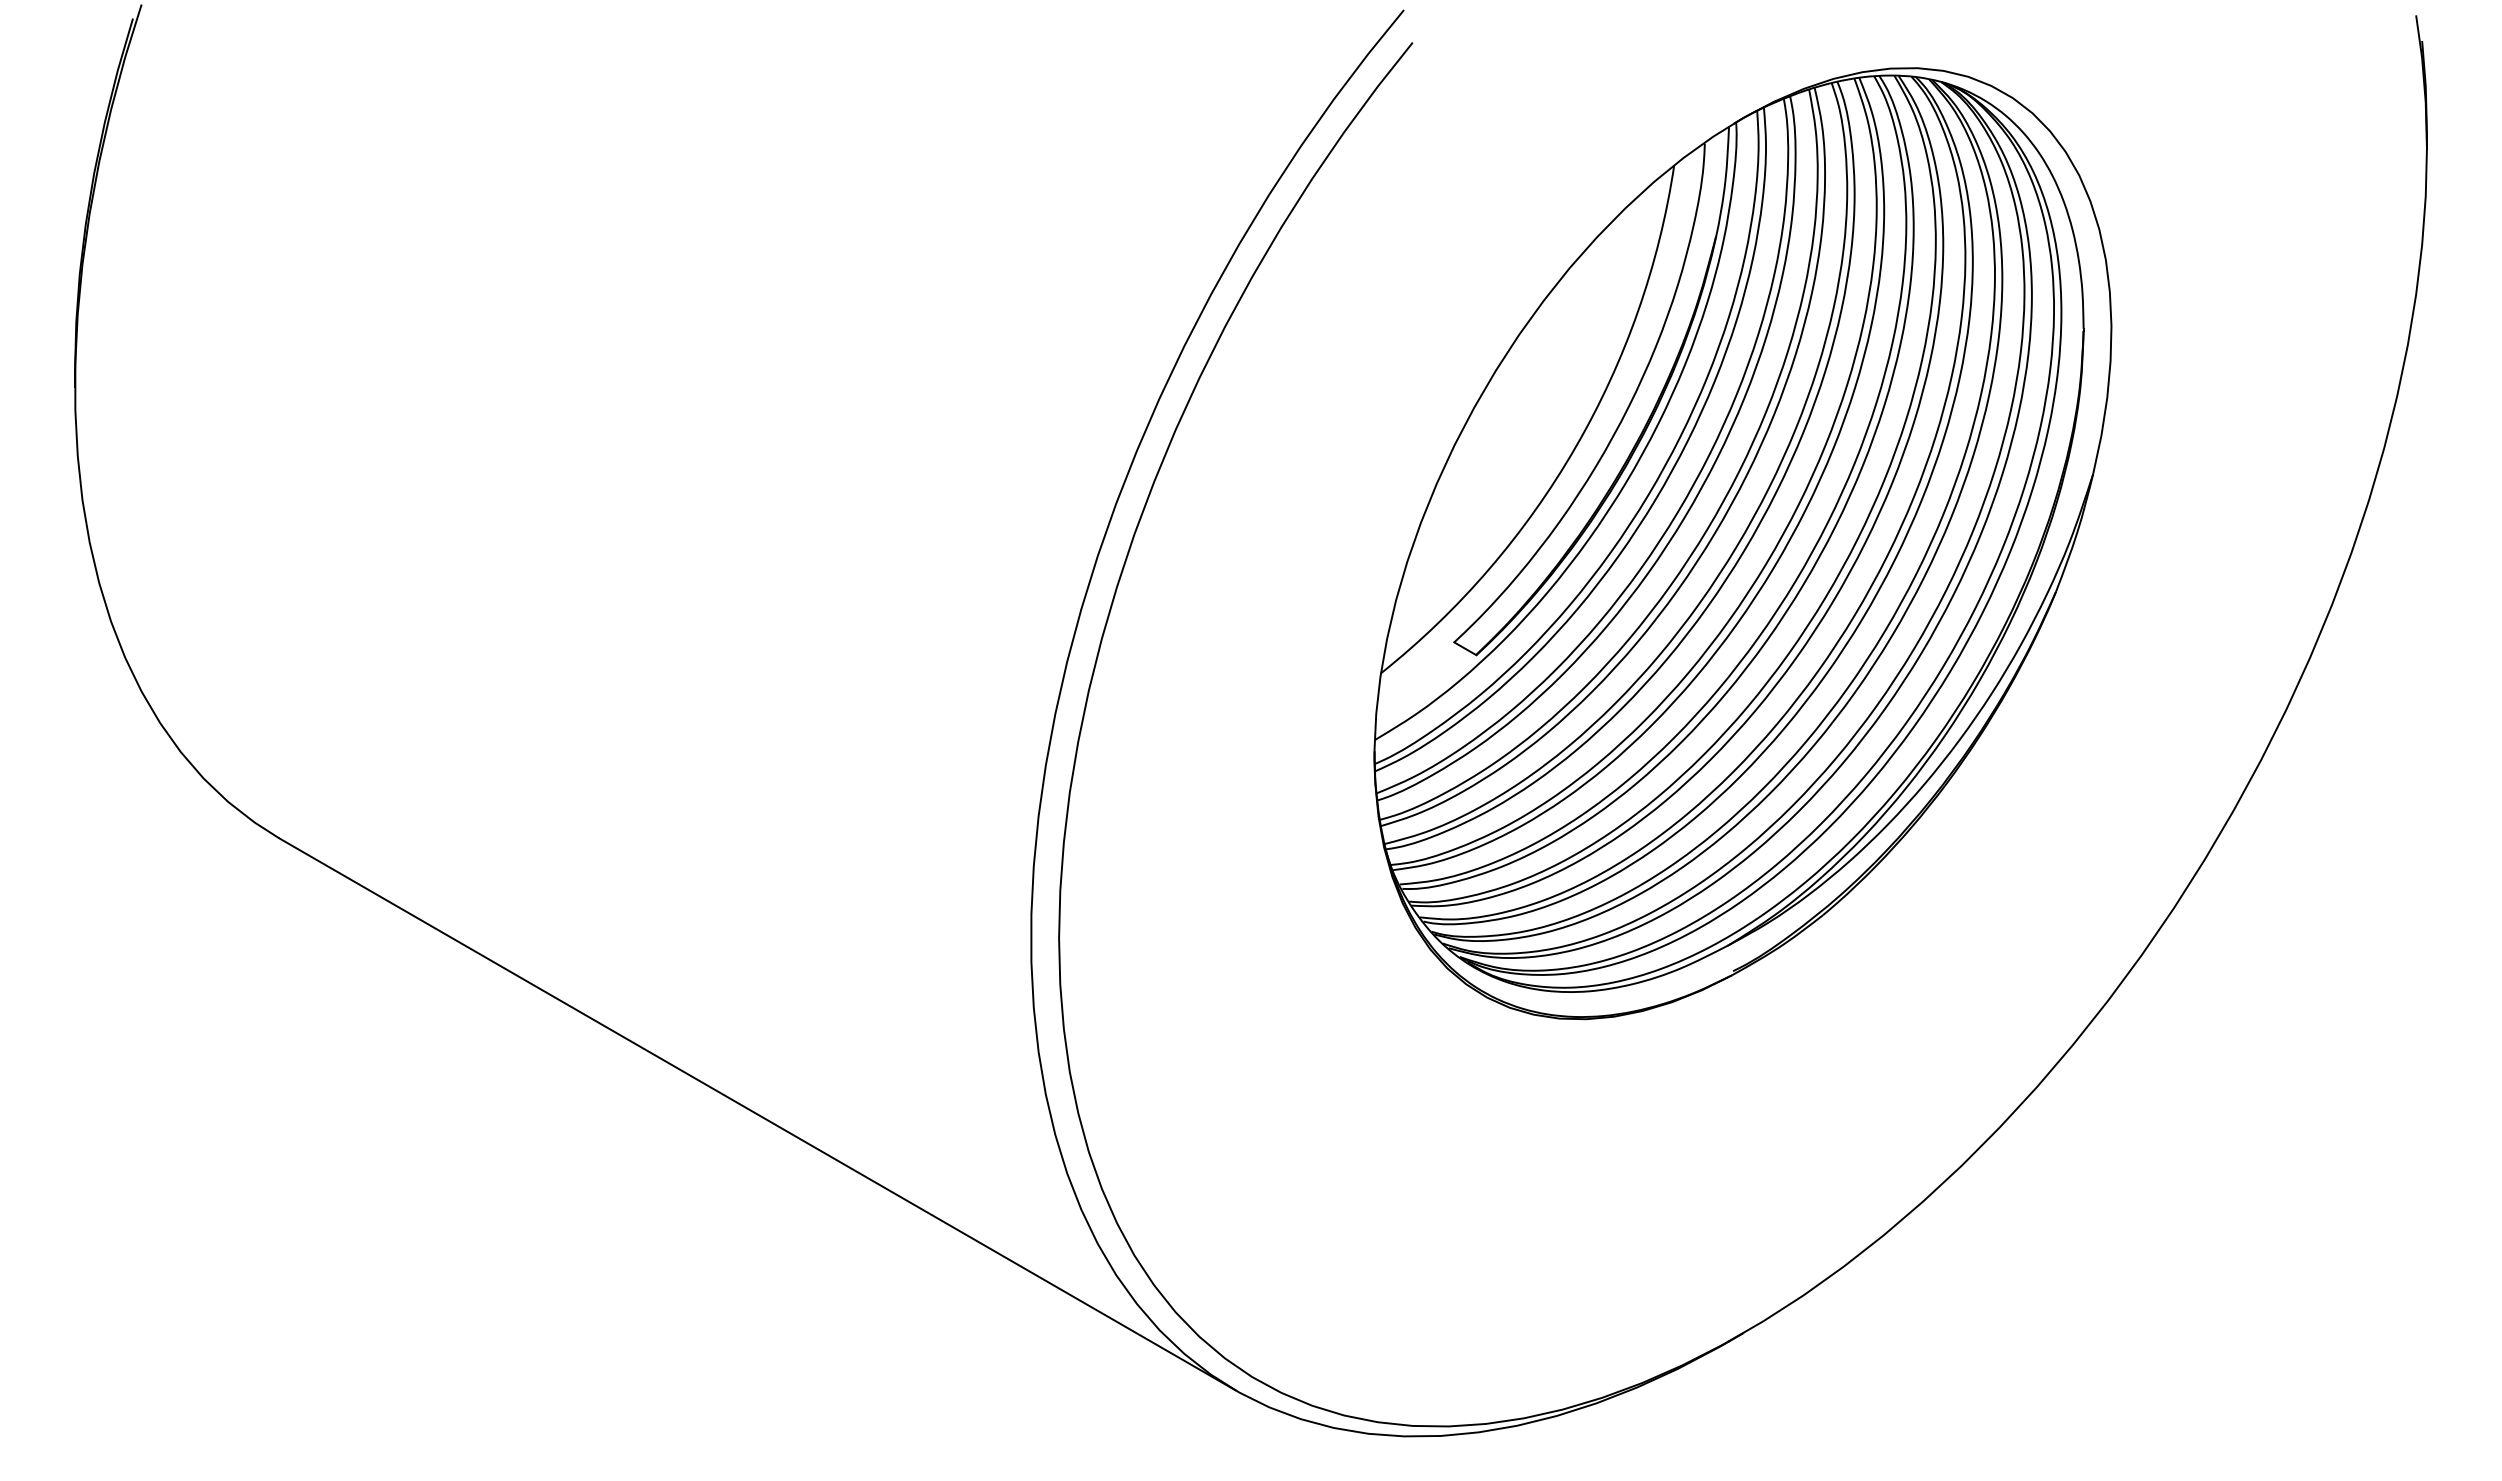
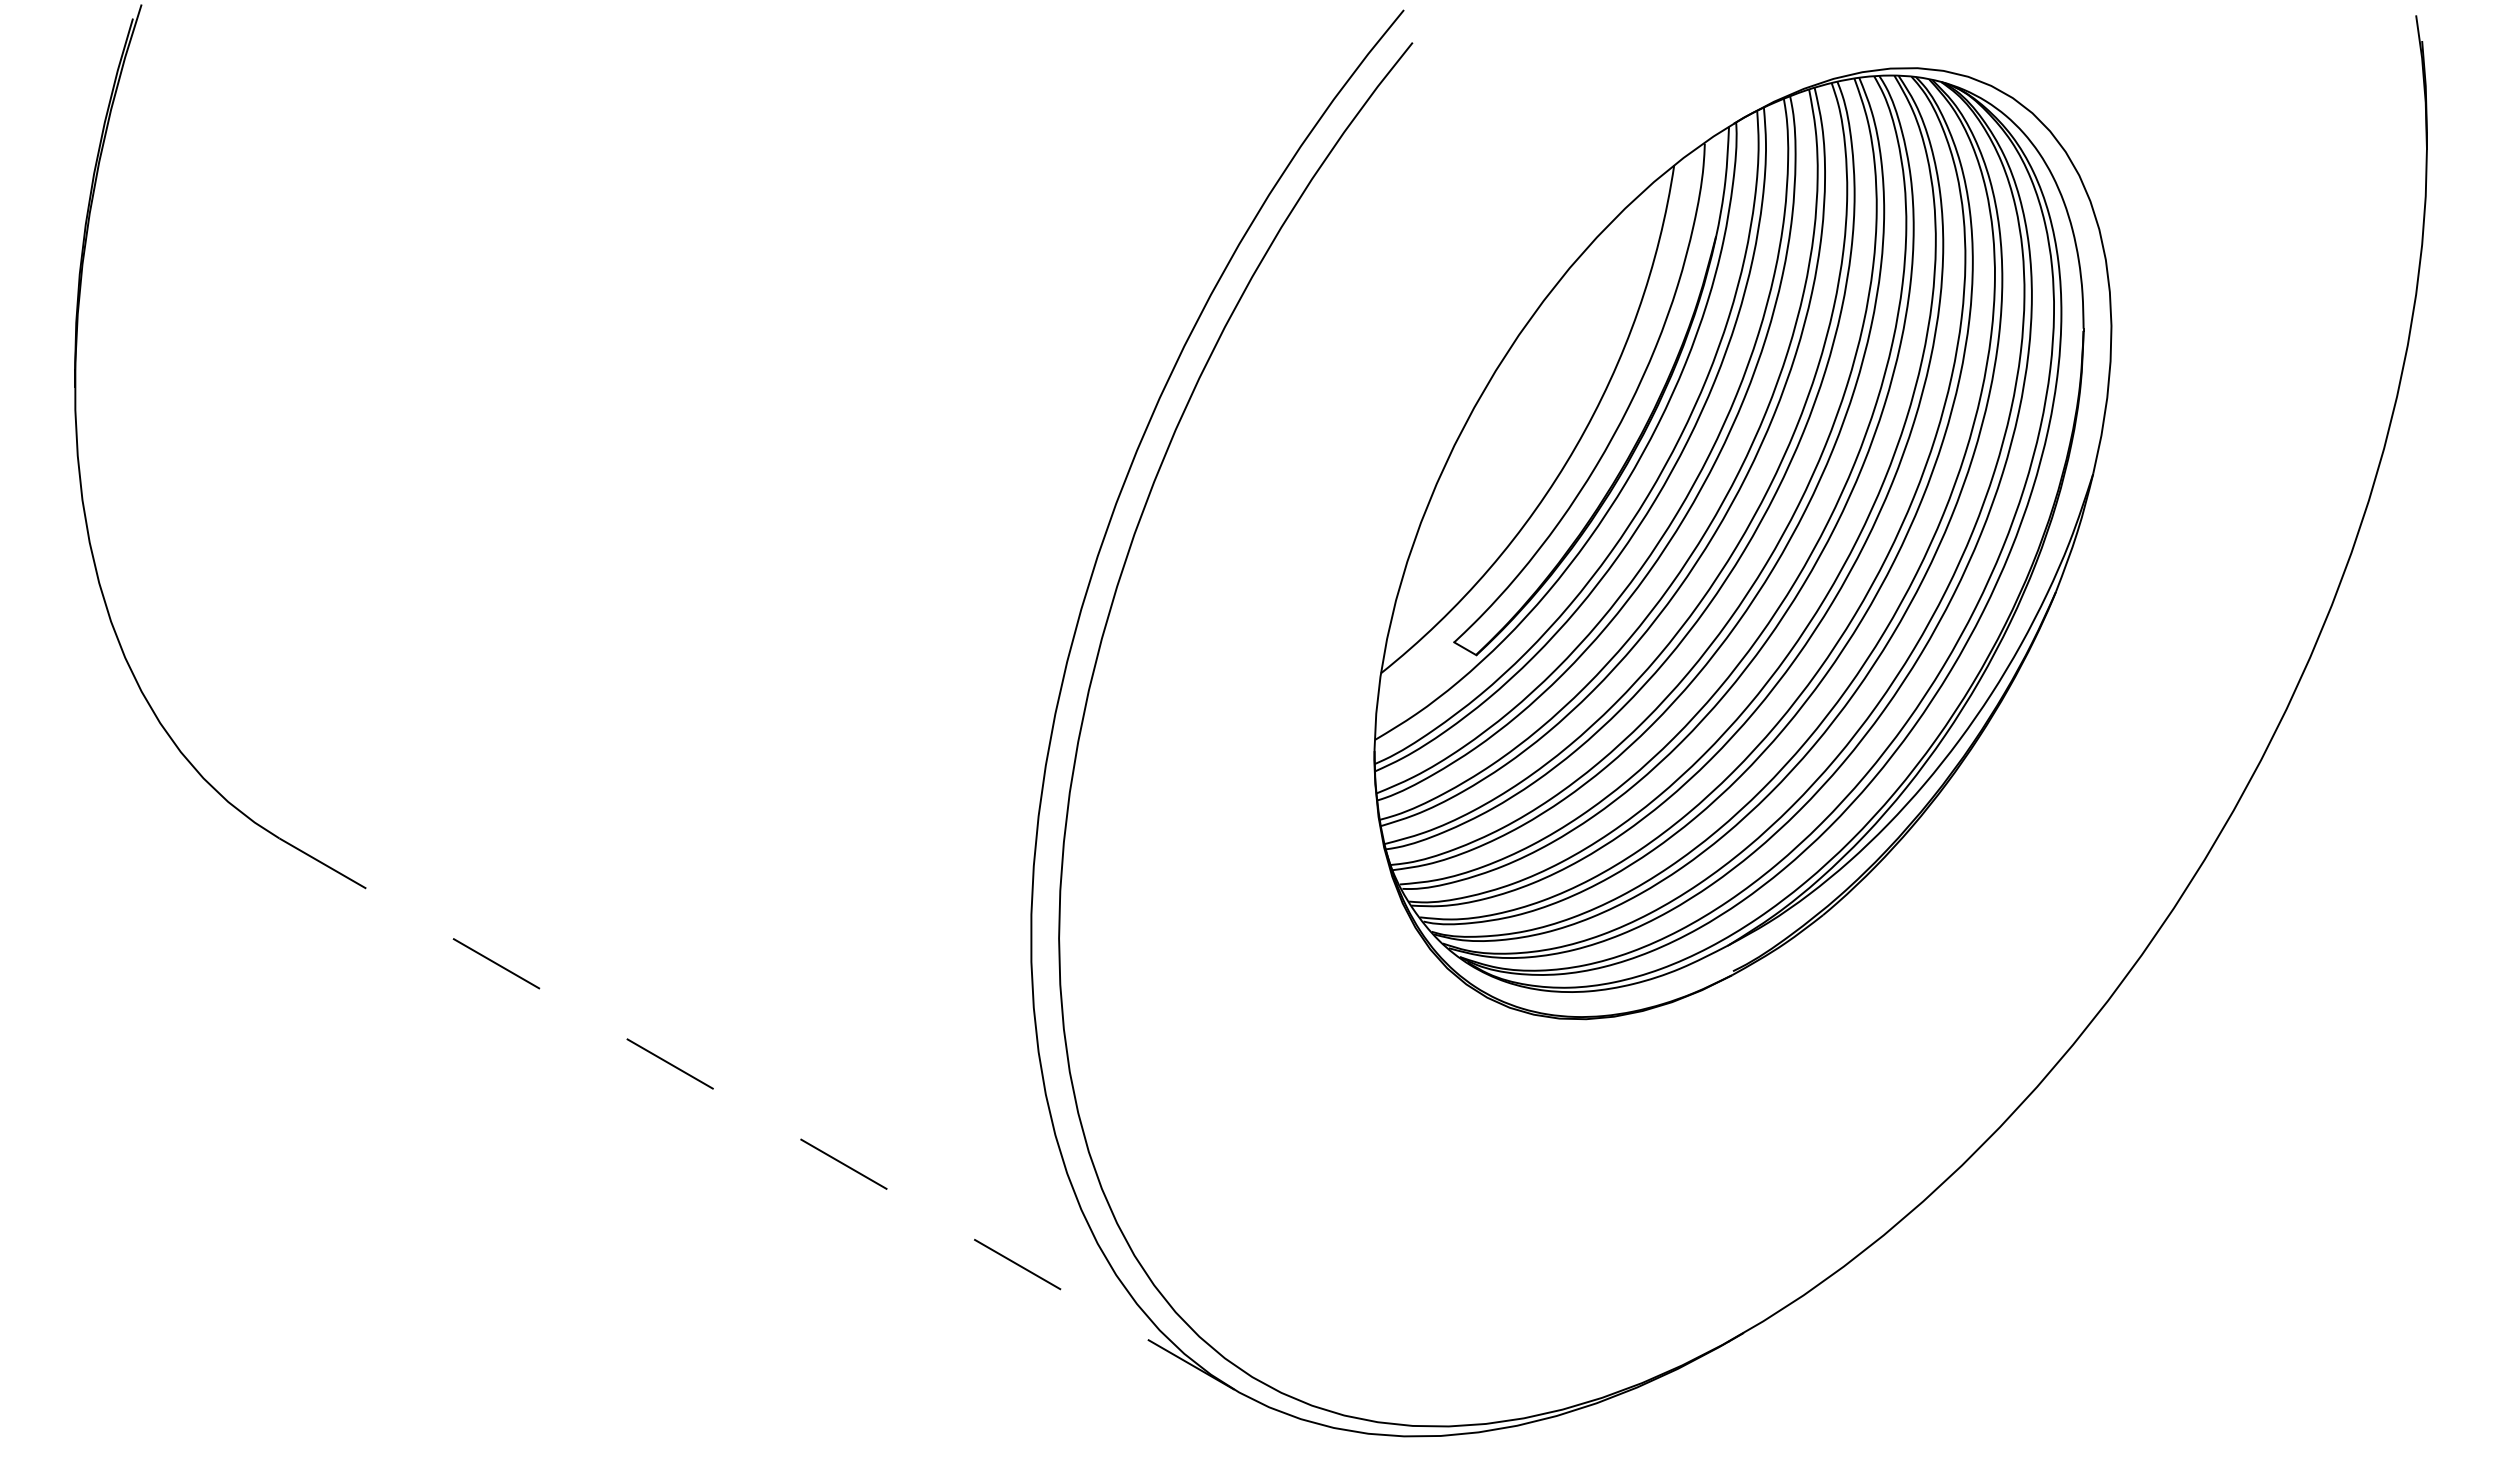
line: solid -> dashed (757, 1114)
